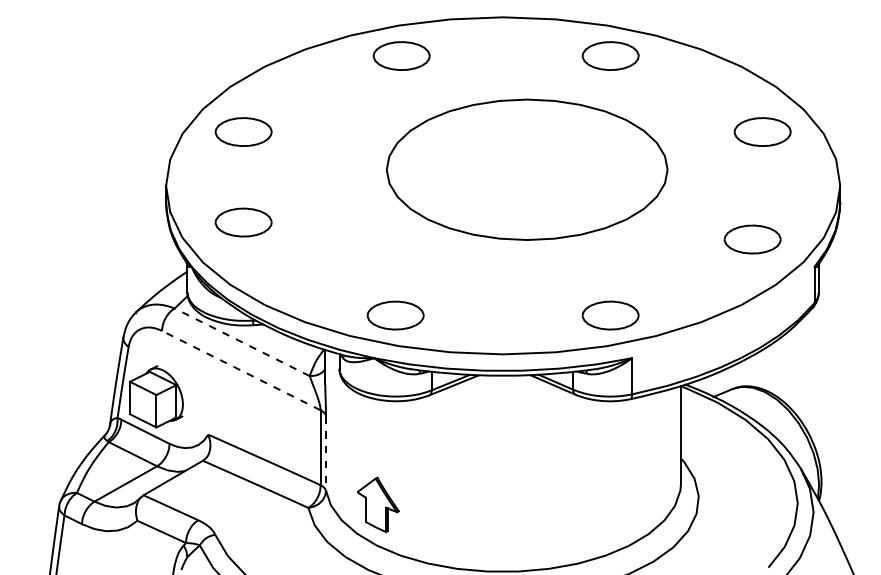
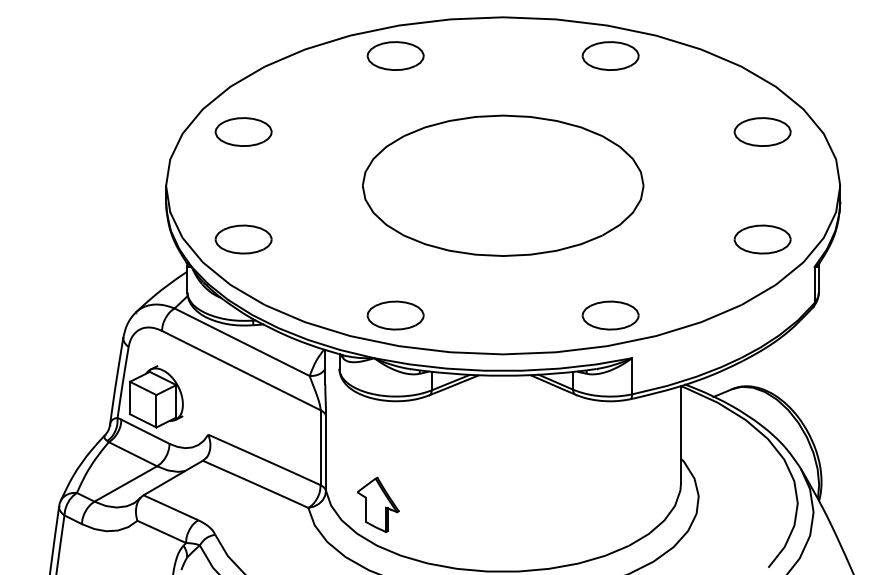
part position: (401, 55) -> (395, 55) (395, 55)
part position: (527, 169) -> (503, 185) (503, 185)
part position: (243, 222) -> (243, 239) (243, 239)
part position: (752, 239) -> (762, 239) (762, 239)
line: dashed -> solid (242, 342)
line: dashed -> solid (241, 370)
line: dashed -> solid (326, 453)
